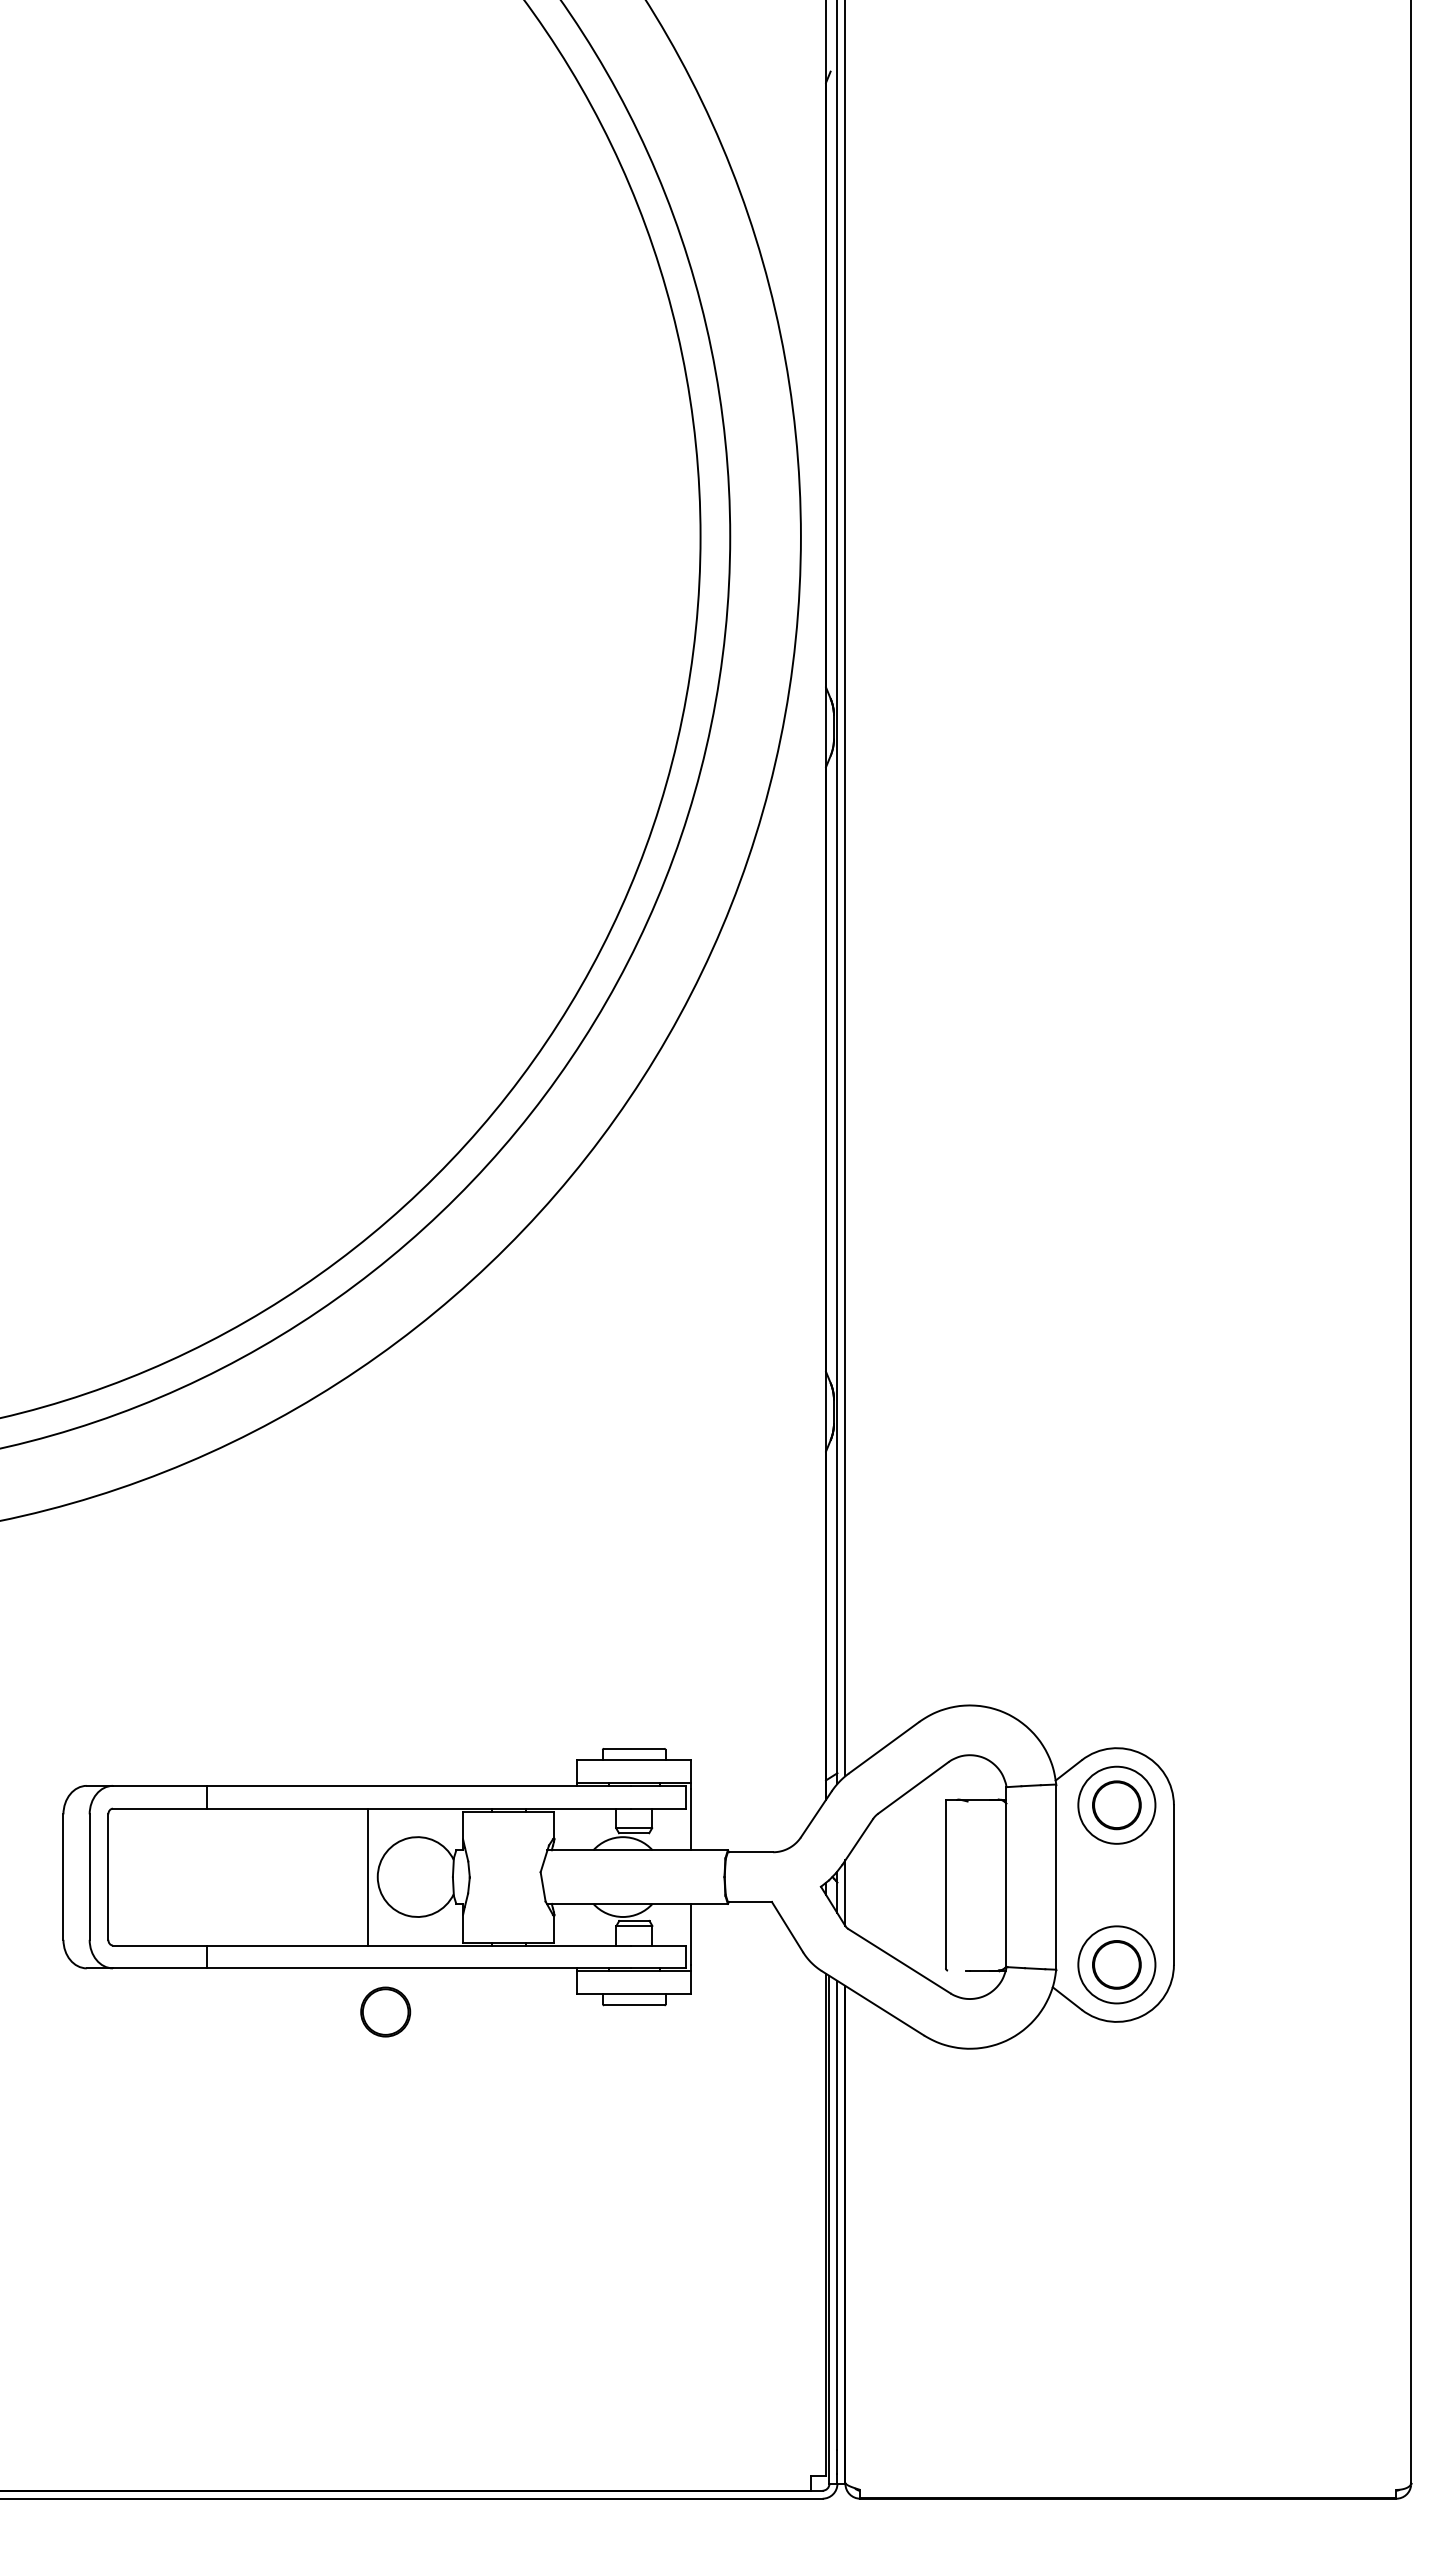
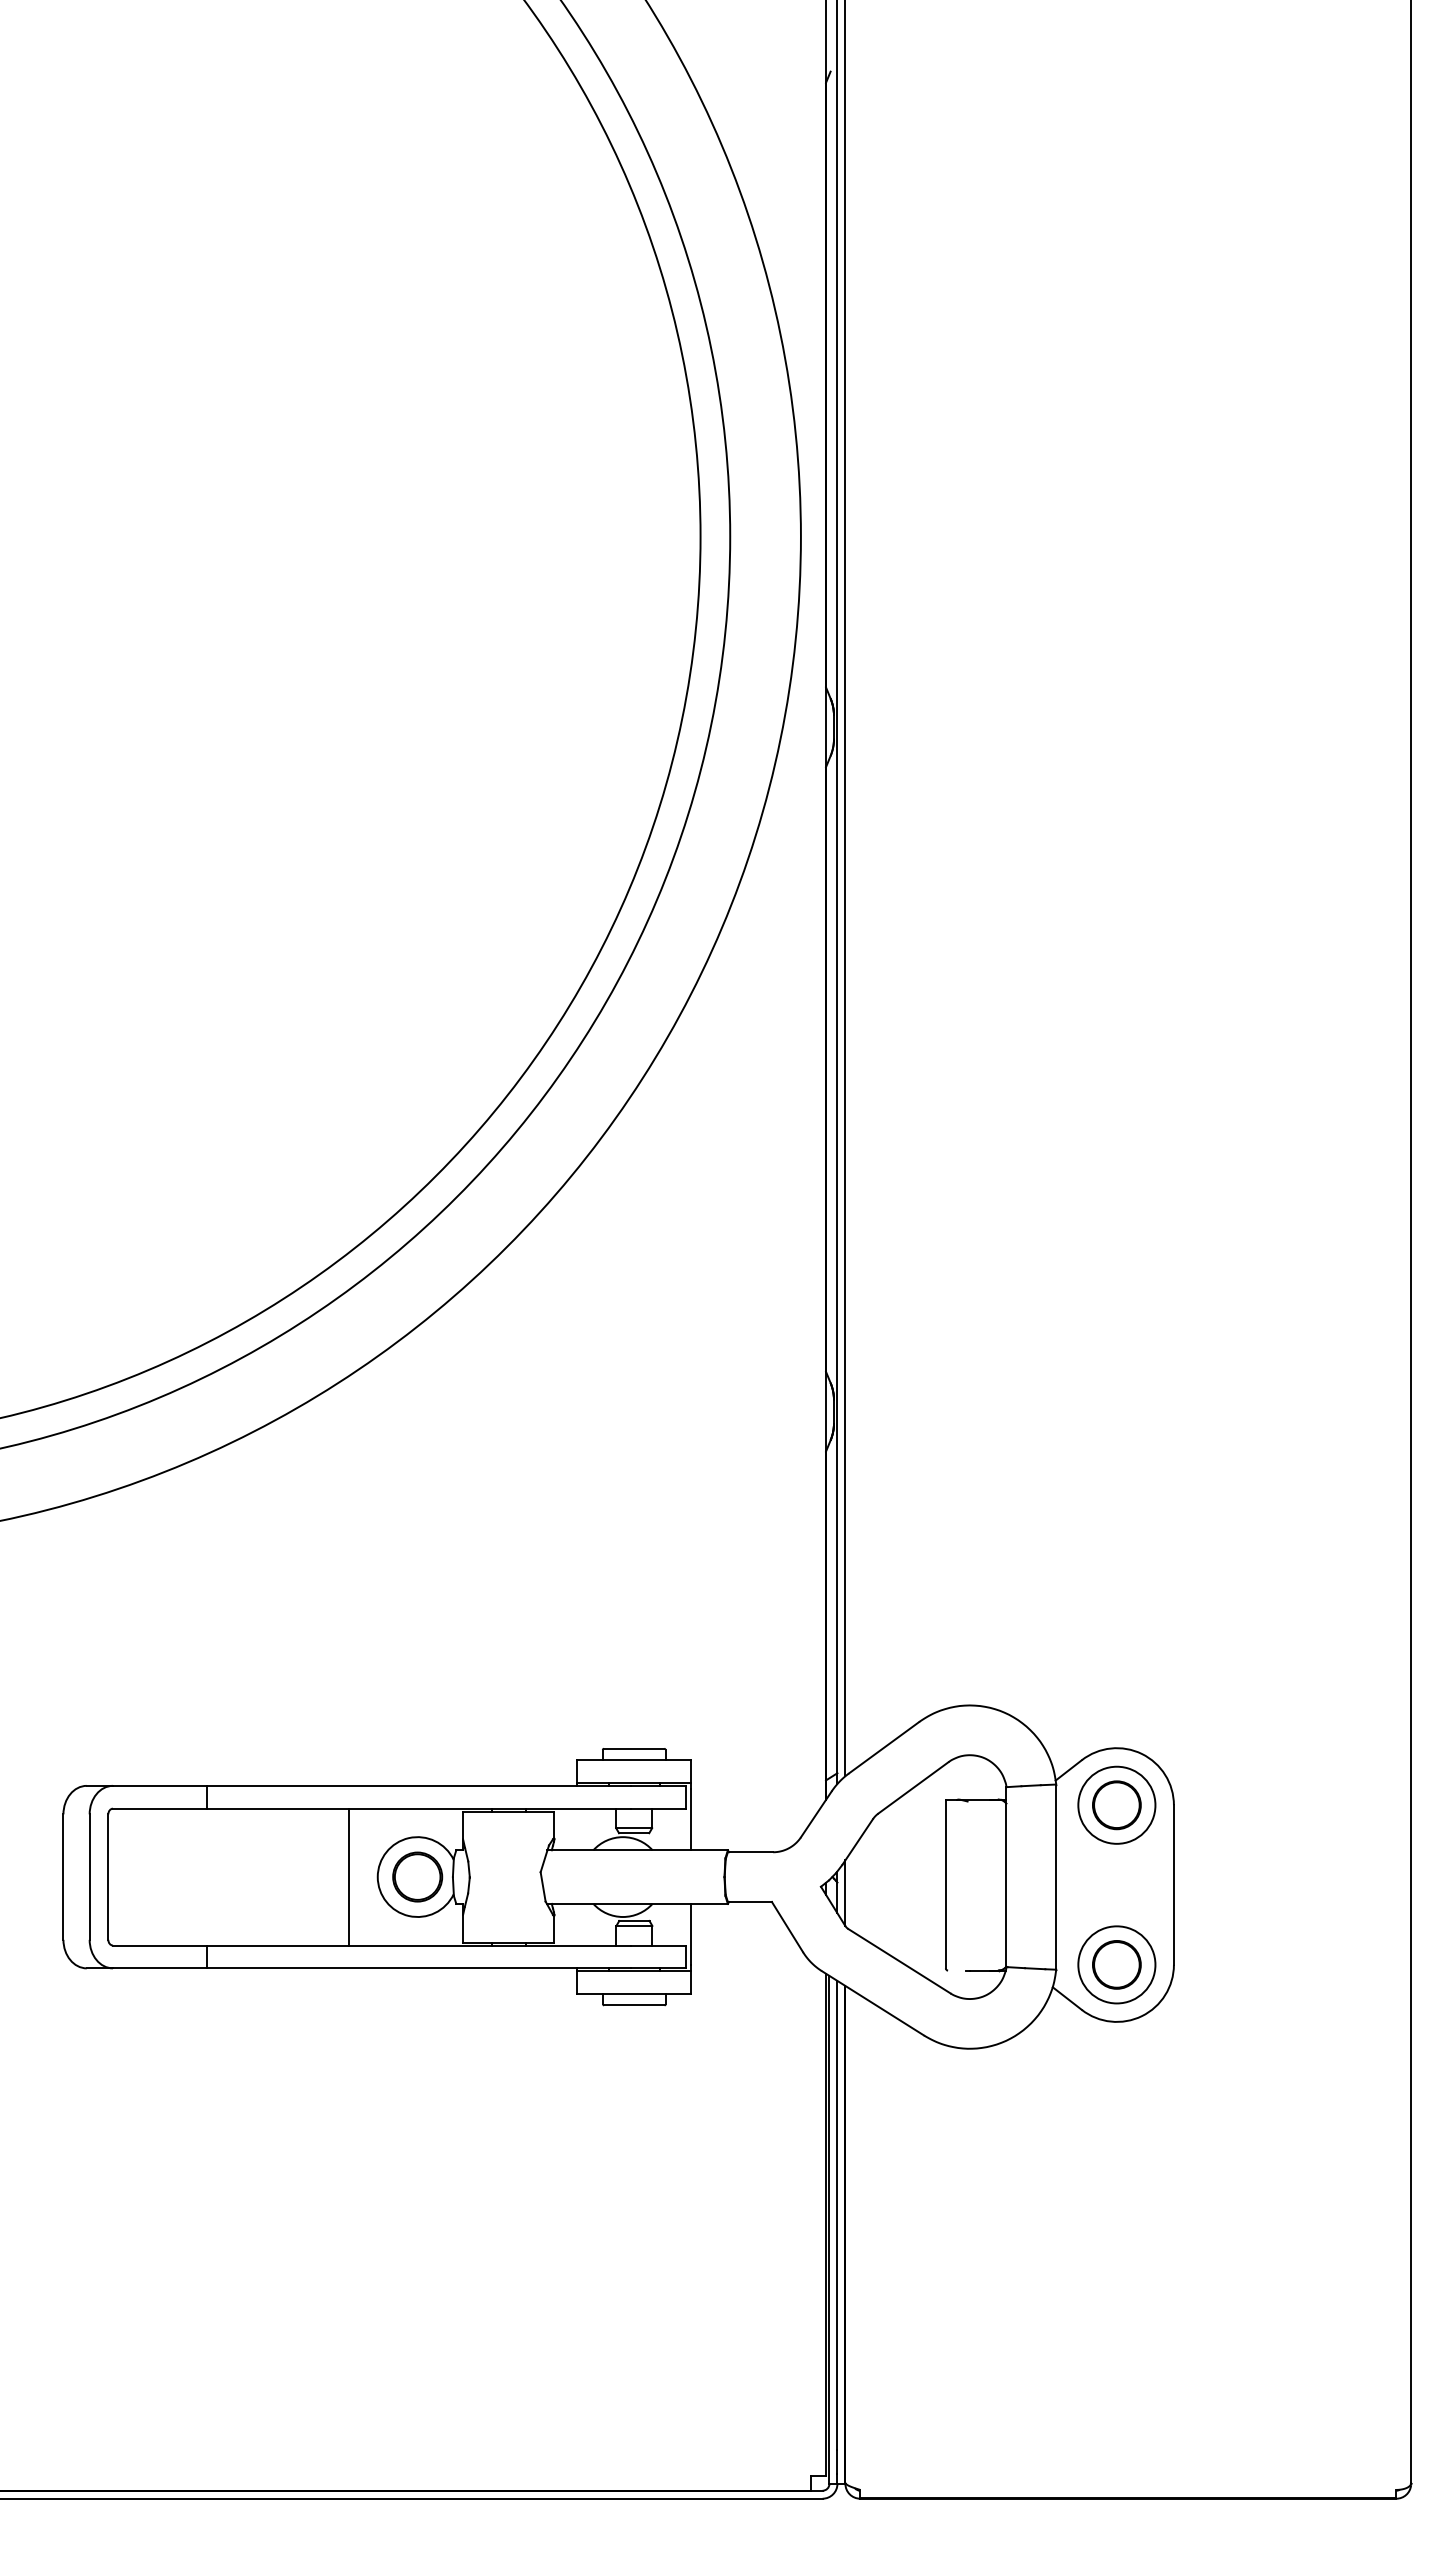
line position: (368, 1876) -> (349, 1876) (349, 1876)
part position: (385, 2011) -> (417, 1876) (417, 1876)
